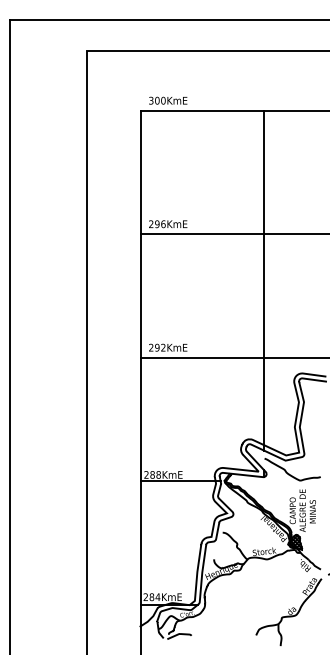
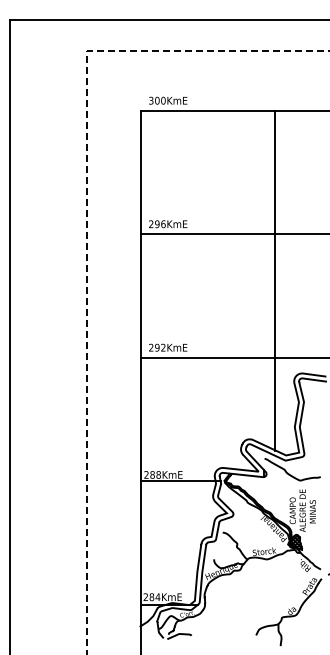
line: solid -> dashed (86, 230)
line position: (264, 280) -> (275, 280) (275, 280)
